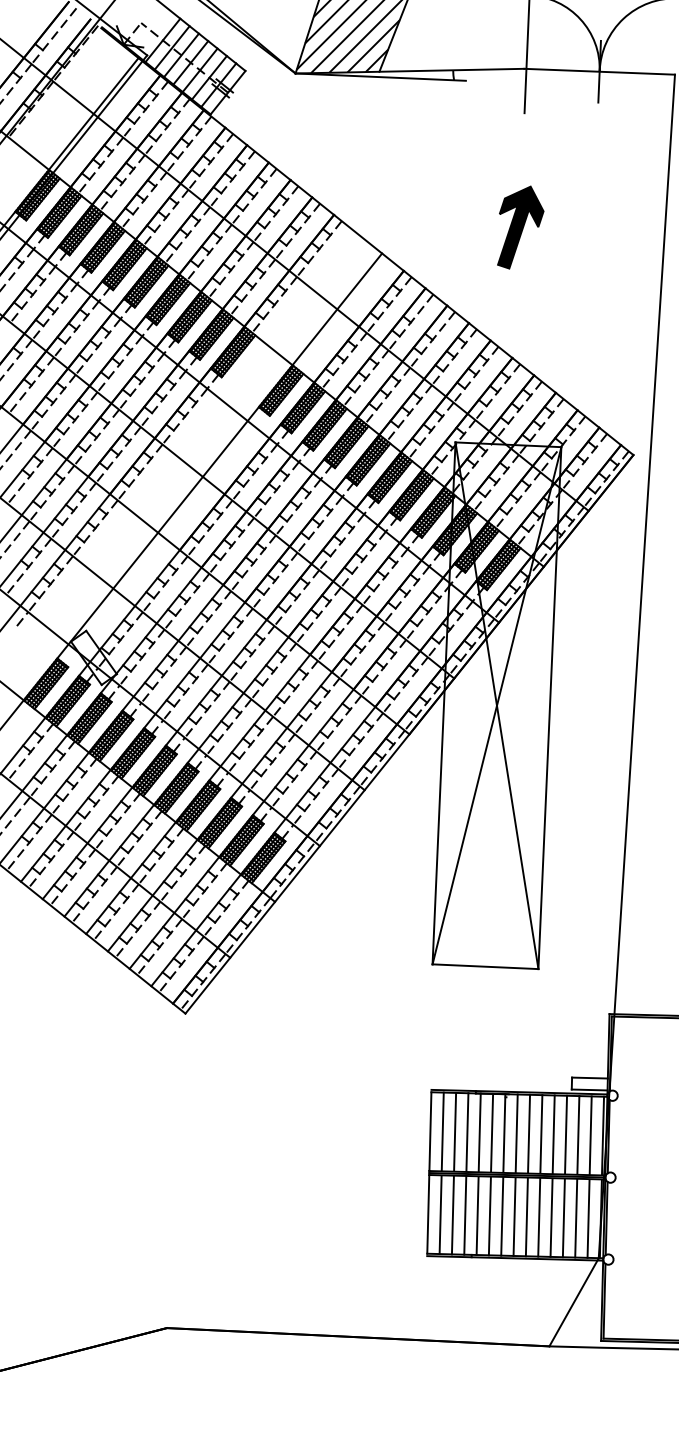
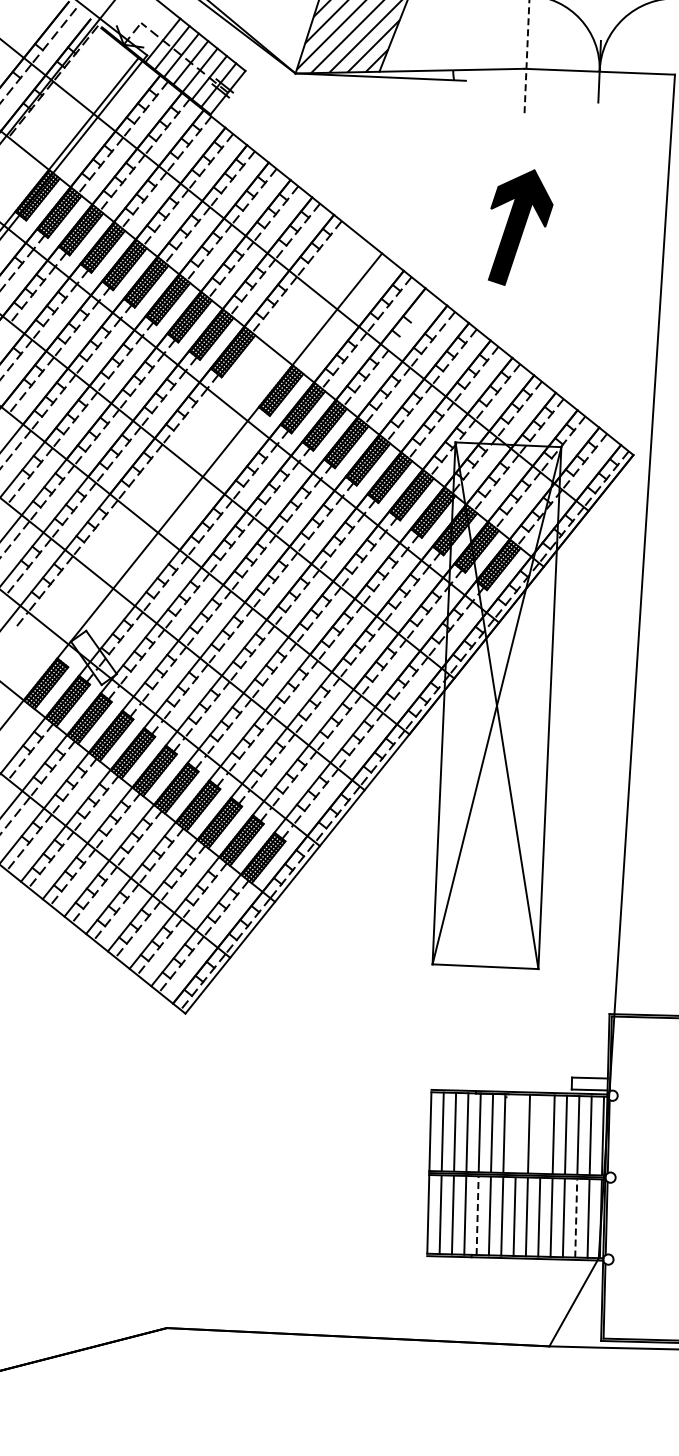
line: solid -> dashed (526, 56)
part size: 48x85 px -> 66x117 px (520, 227)
line: present -> none (410, 322)
line: present -> none (516, 1133)
line: present -> none (541, 1134)
line: solid -> dashed (477, 1216)
line: solid -> dashed (576, 1218)
